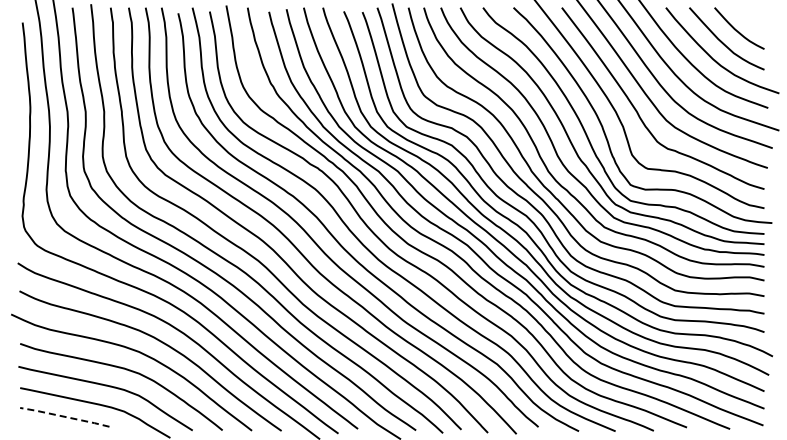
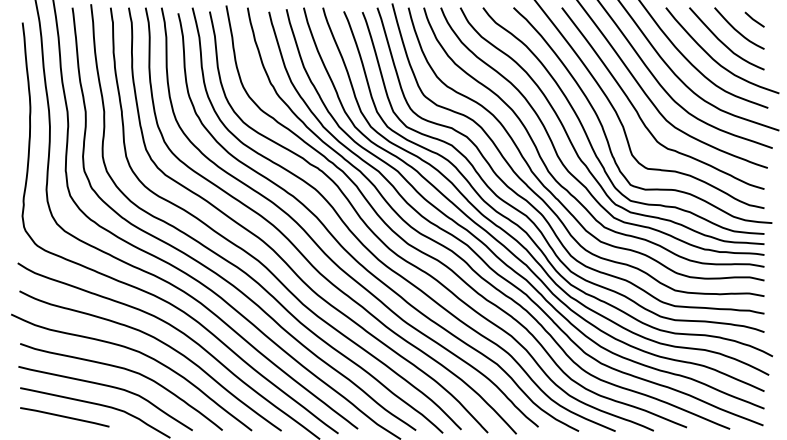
line: none -> present (754, 19)
line: dashed -> solid (64, 416)
